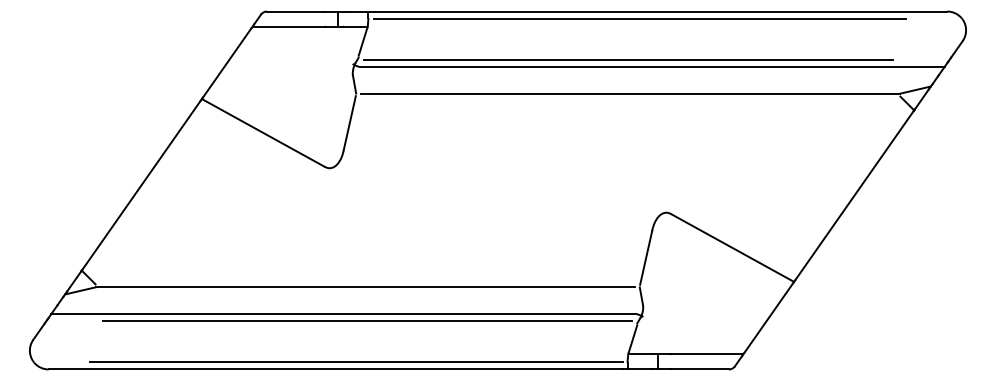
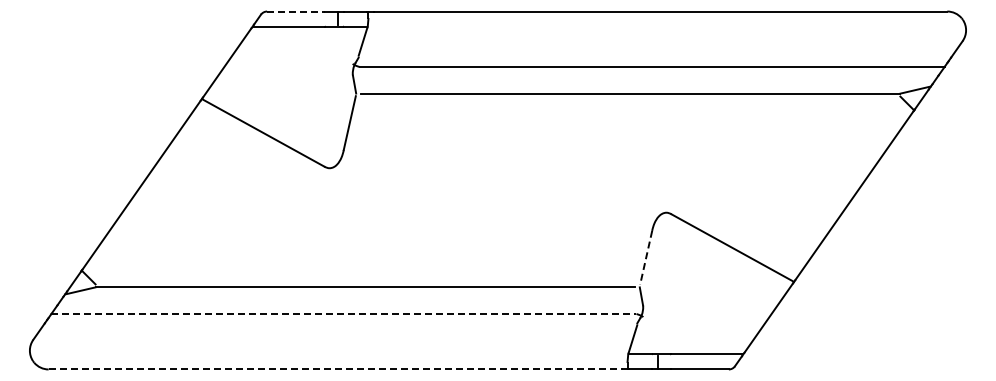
line: solid -> dashed (296, 11)
line: present -> none (639, 19)
line: present -> none (628, 59)
line: solid -> dashed (646, 257)
line: solid -> dashed (343, 314)
line: present -> none (367, 321)
line: present -> none (356, 361)
line: solid -> dashed (335, 369)
